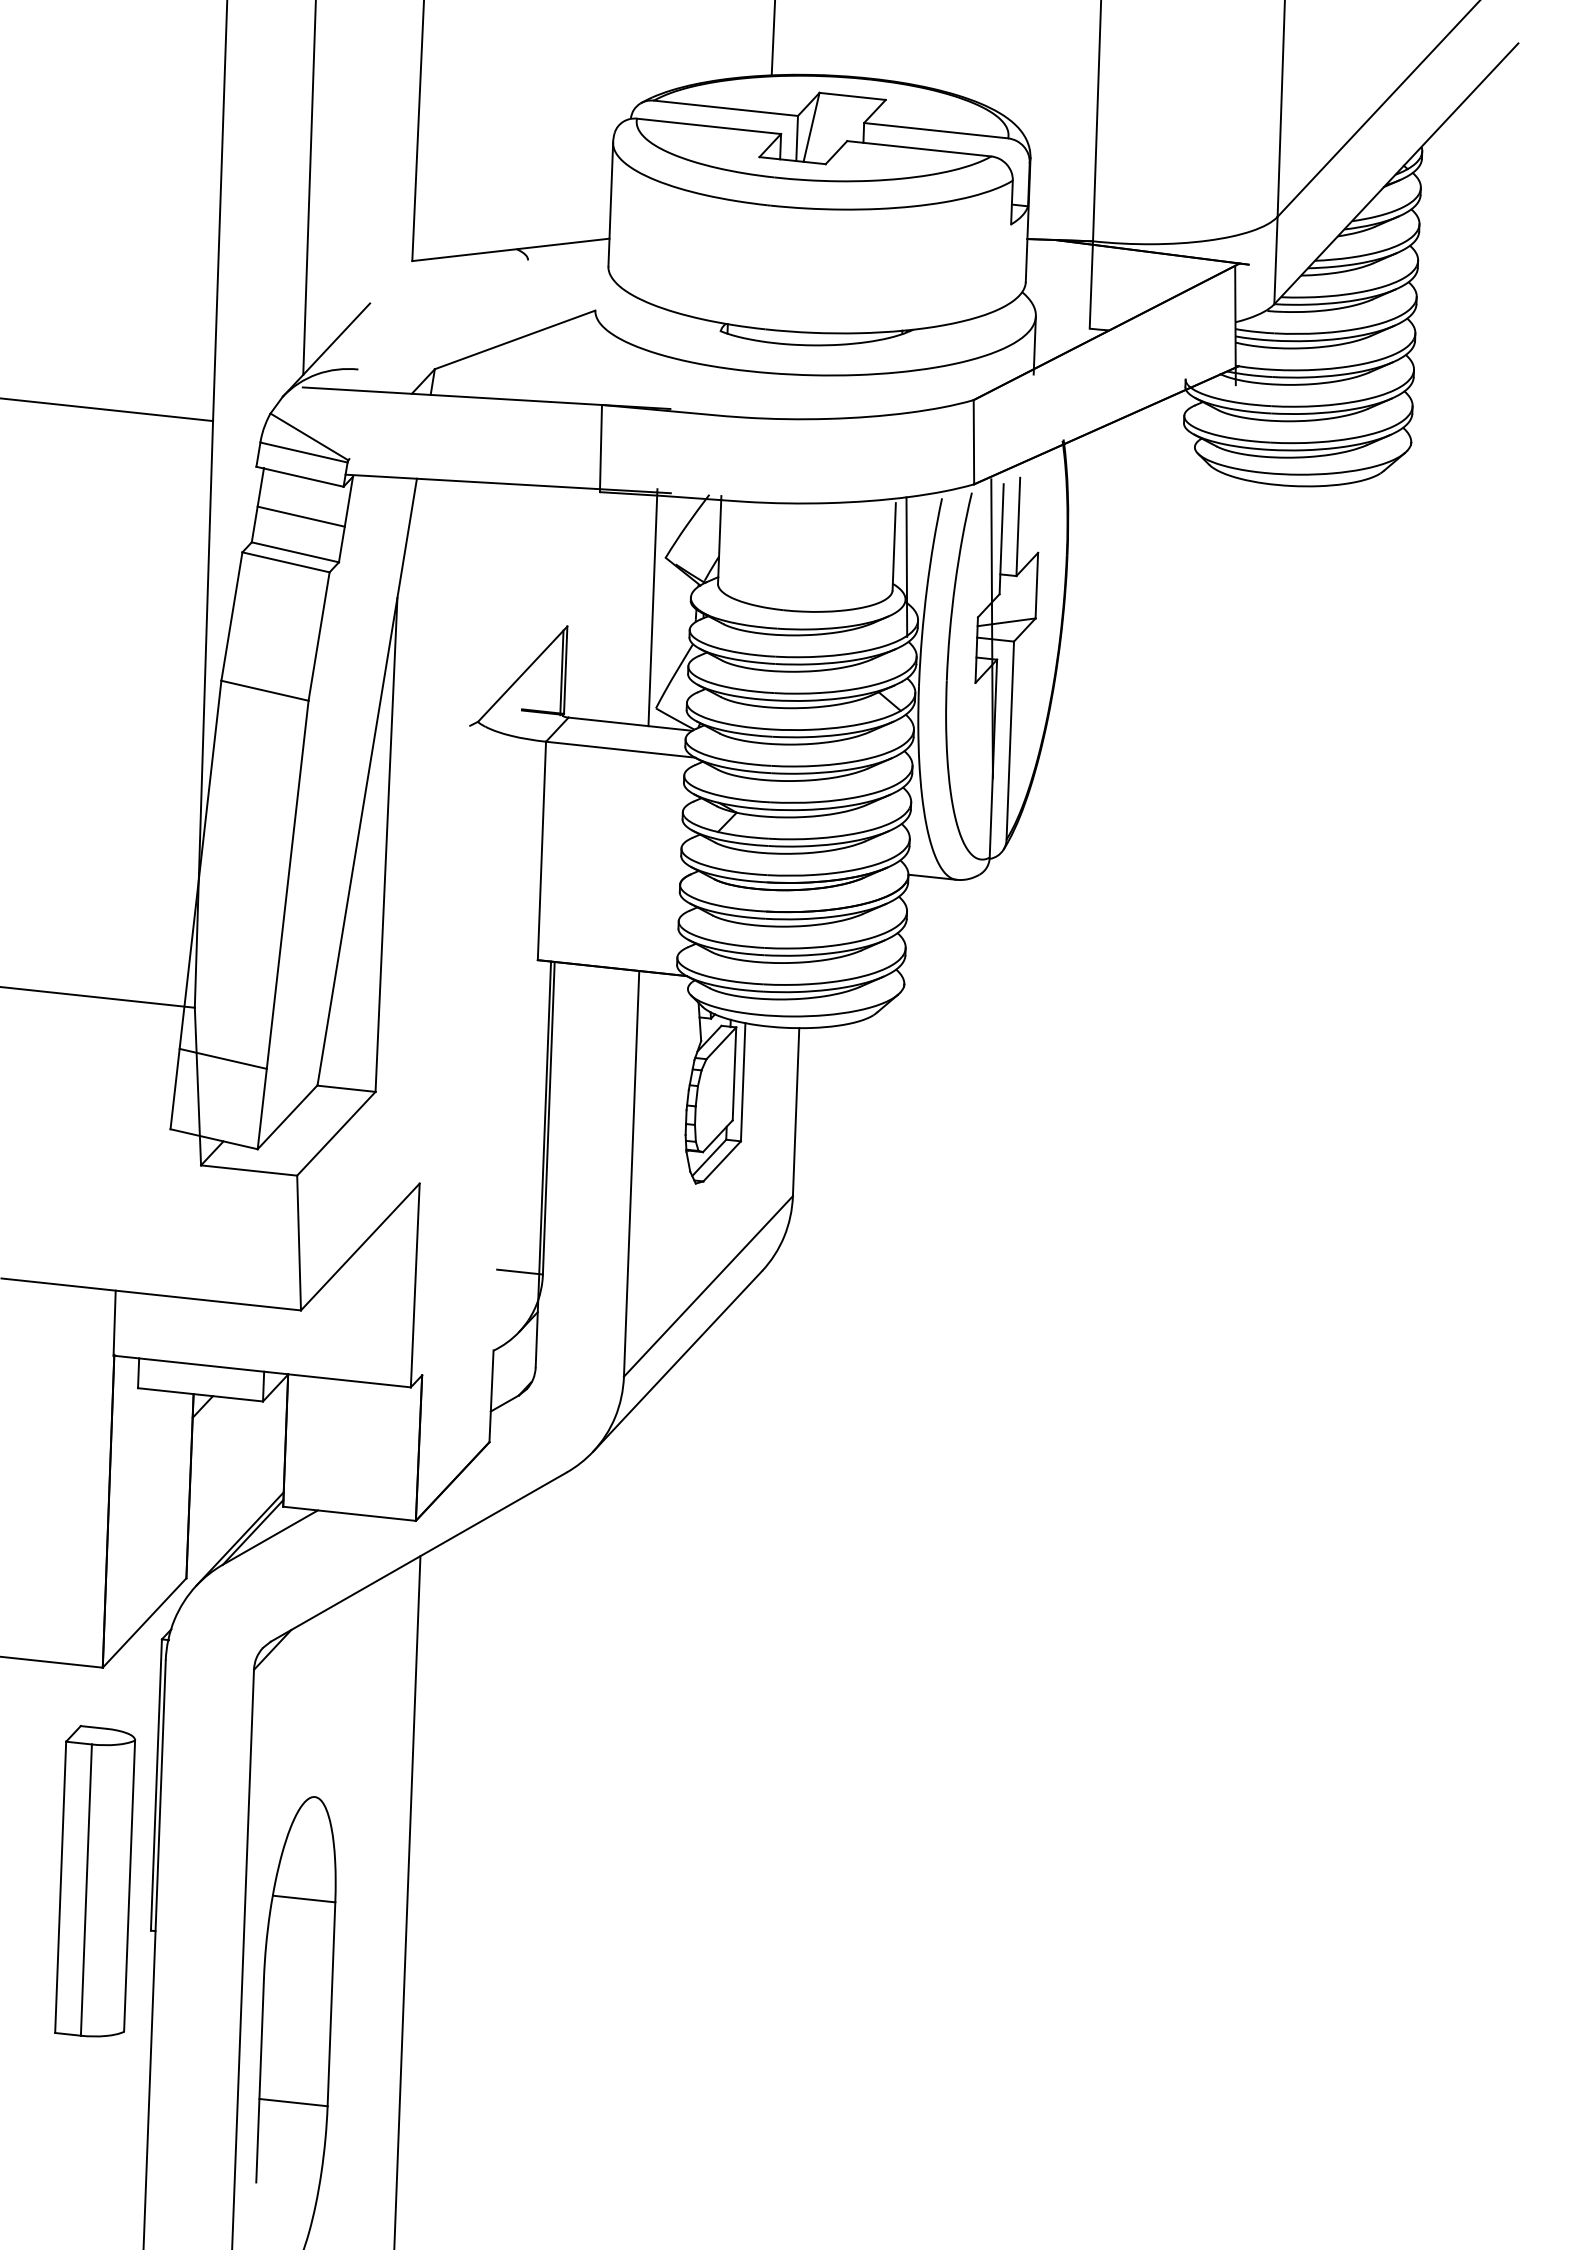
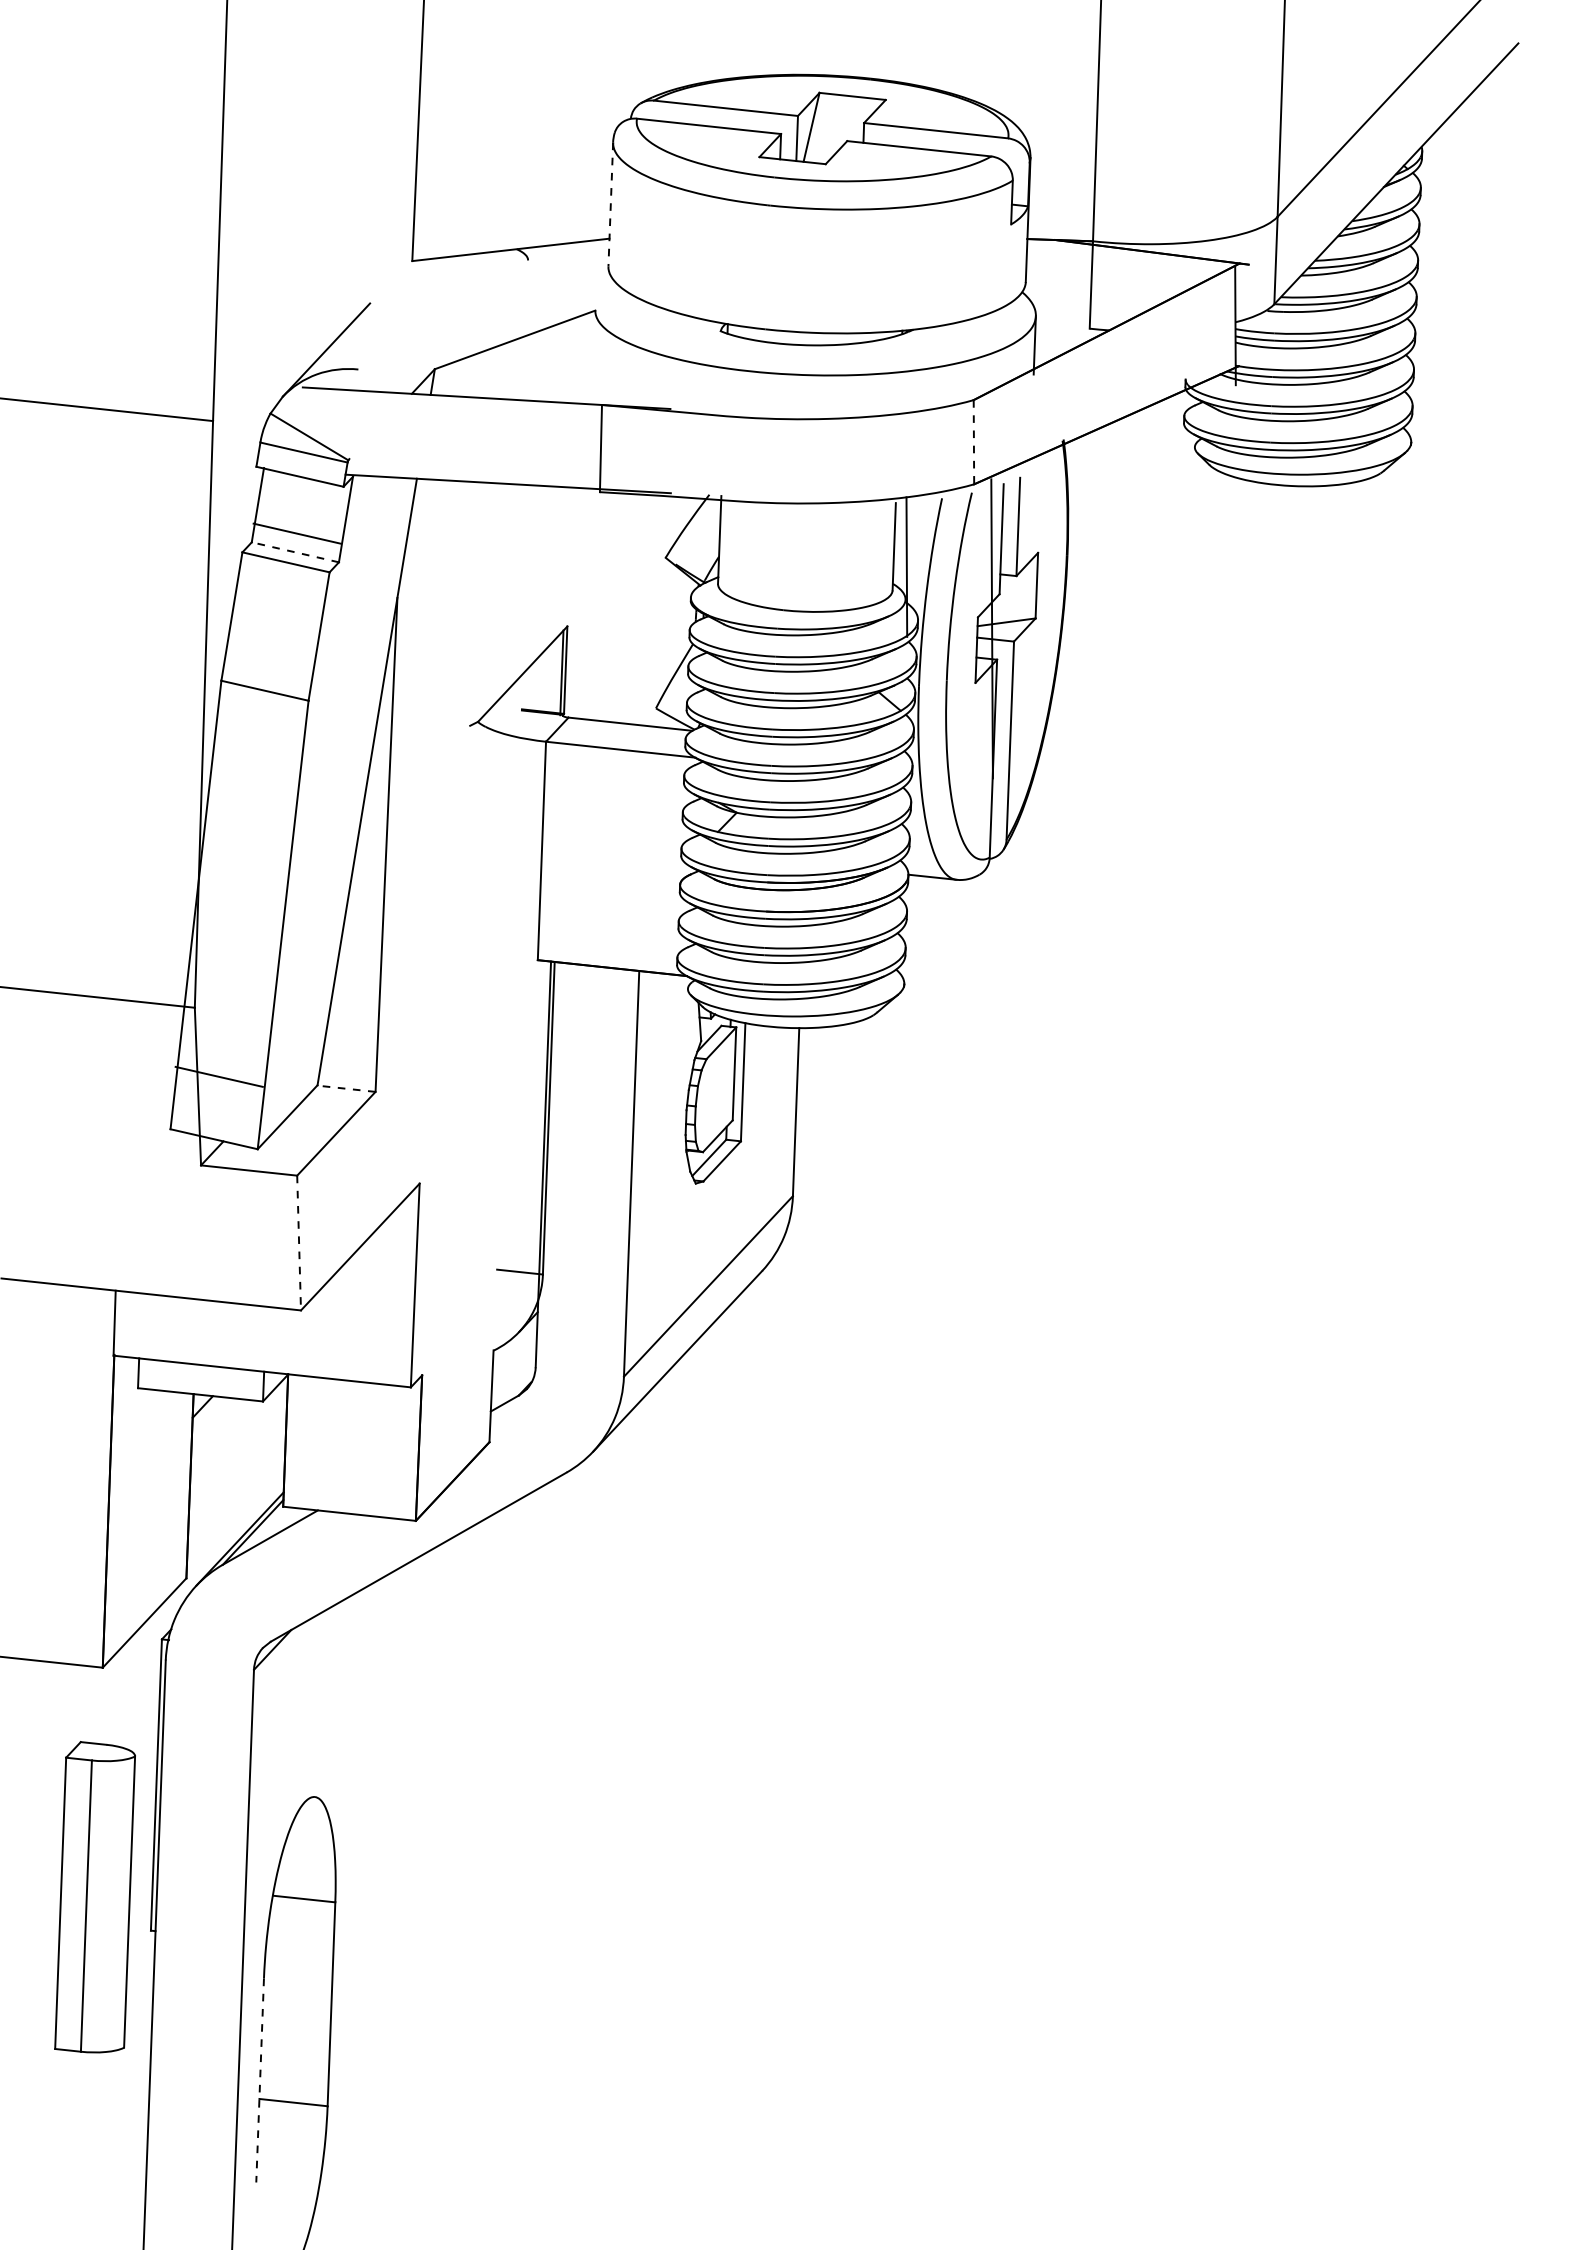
line: present -> none (772, 38)
line: present -> none (309, 188)
line: solid -> dashed (610, 204)
line: solid -> dashed (973, 442)
line position: (300, 516) -> (296, 533) (296, 533)
line: solid -> dashed (295, 552)
line: present -> none (652, 607)
line position: (222, 1058) -> (218, 1076) (218, 1076)
line: solid -> dashed (346, 1088)
line: solid -> dashed (299, 1243)
part position: (94, 1881) -> (94, 1897) (94, 1897)
line: present -> none (407, 1901)
line: solid -> dashed (260, 2081)
